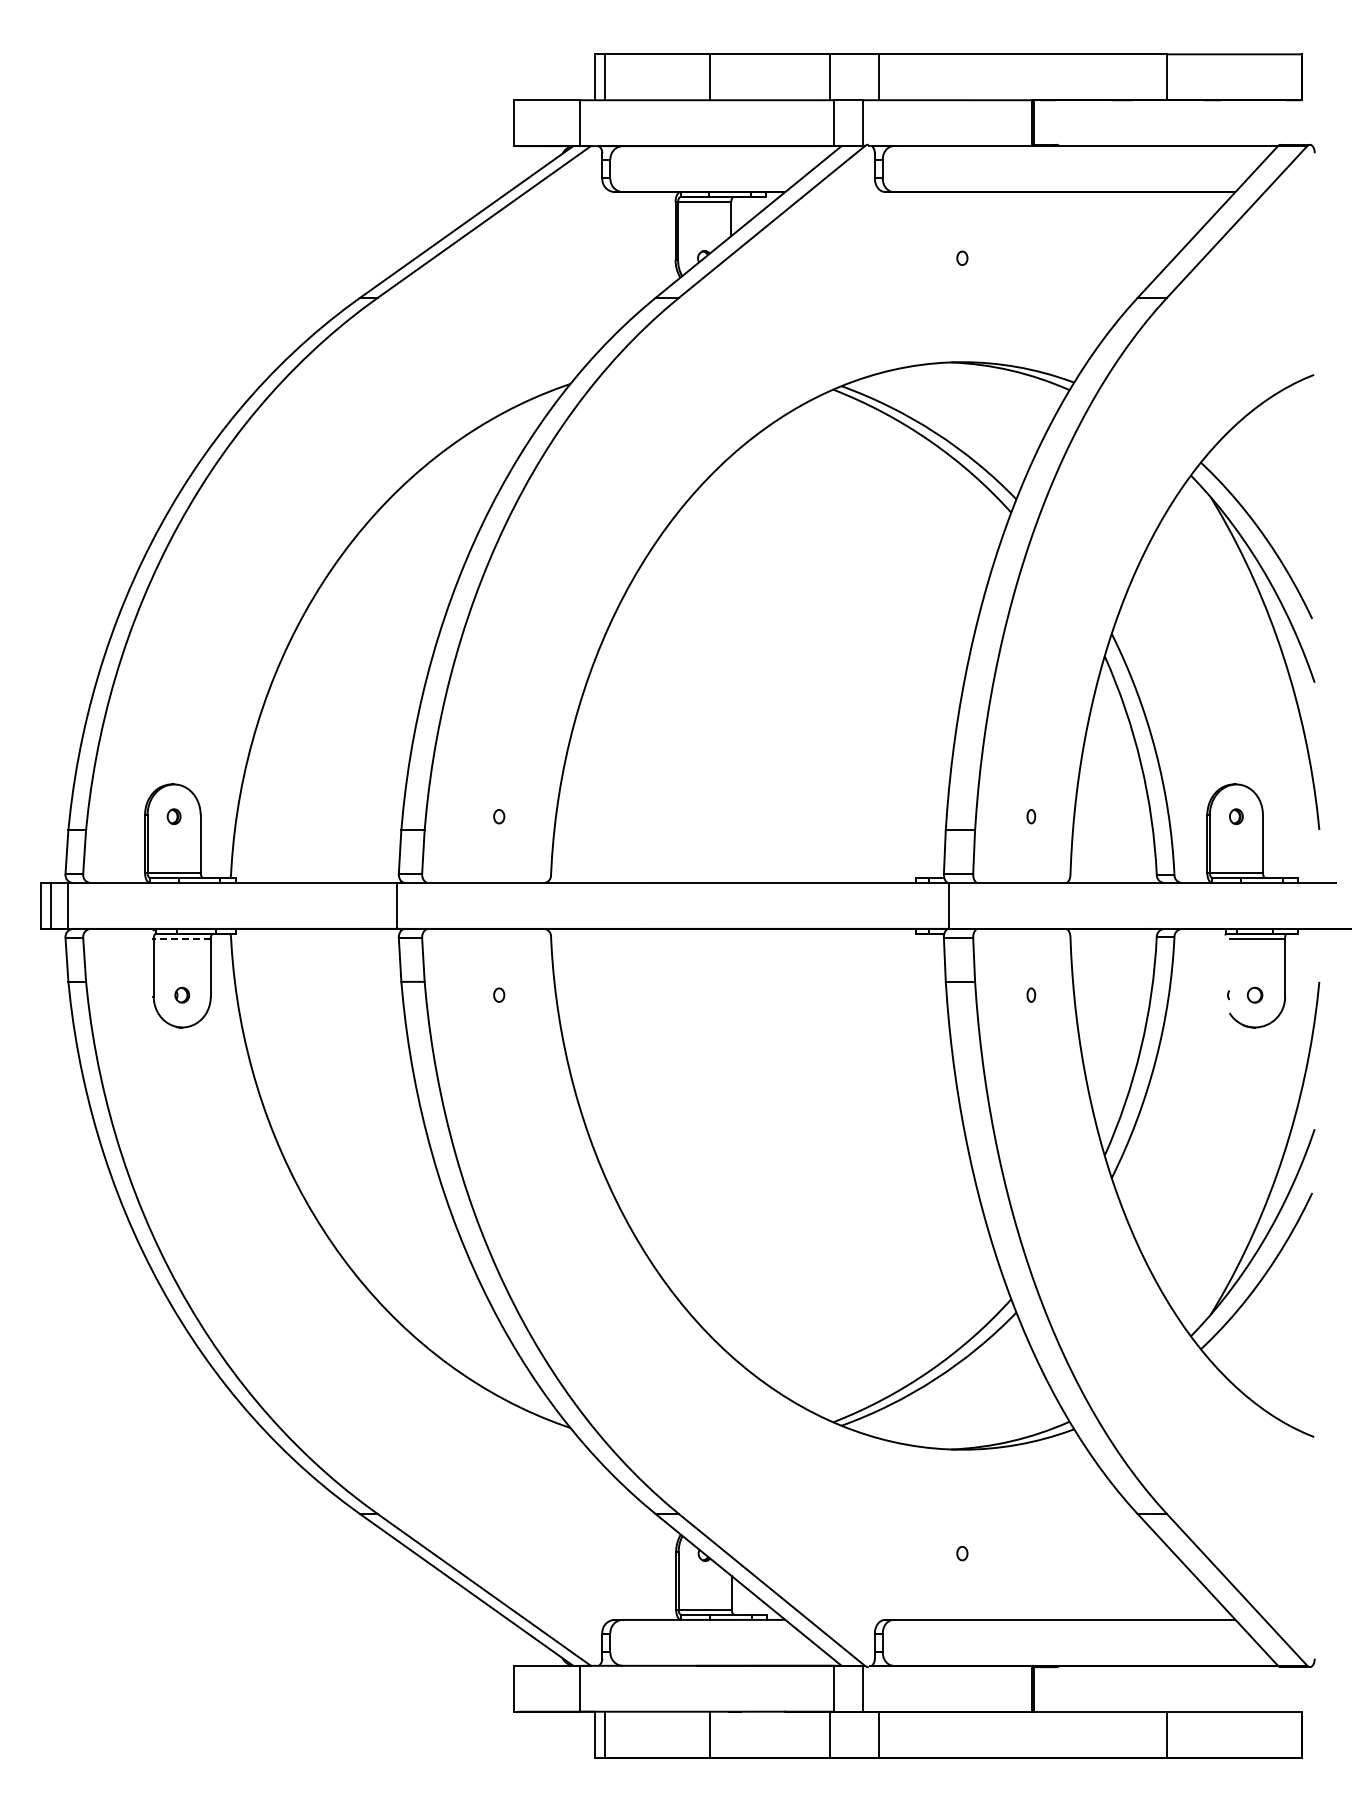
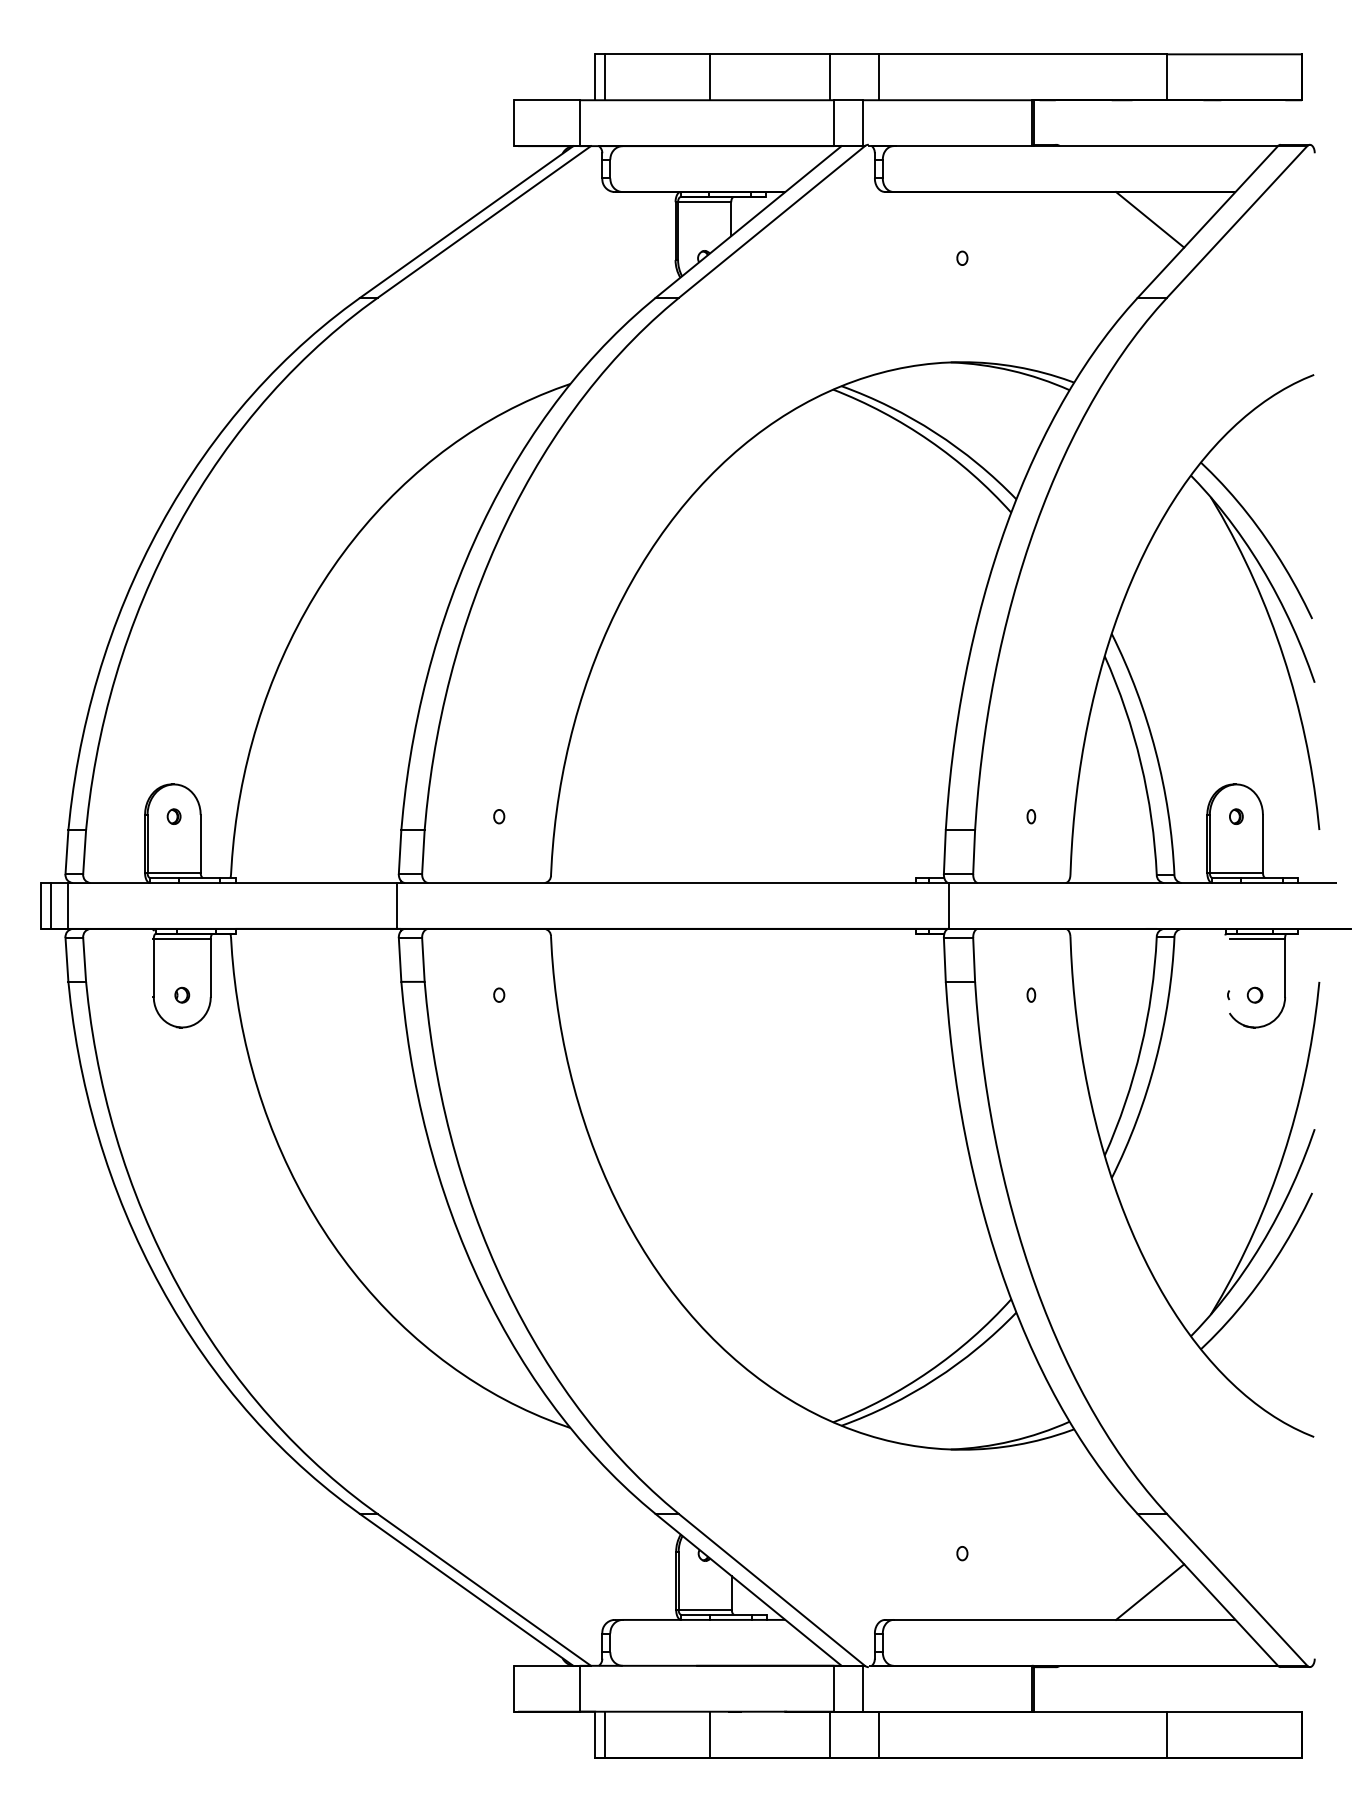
line: none -> present (1150, 219)
line: dashed -> solid (182, 939)
line: none -> present (1150, 1591)
